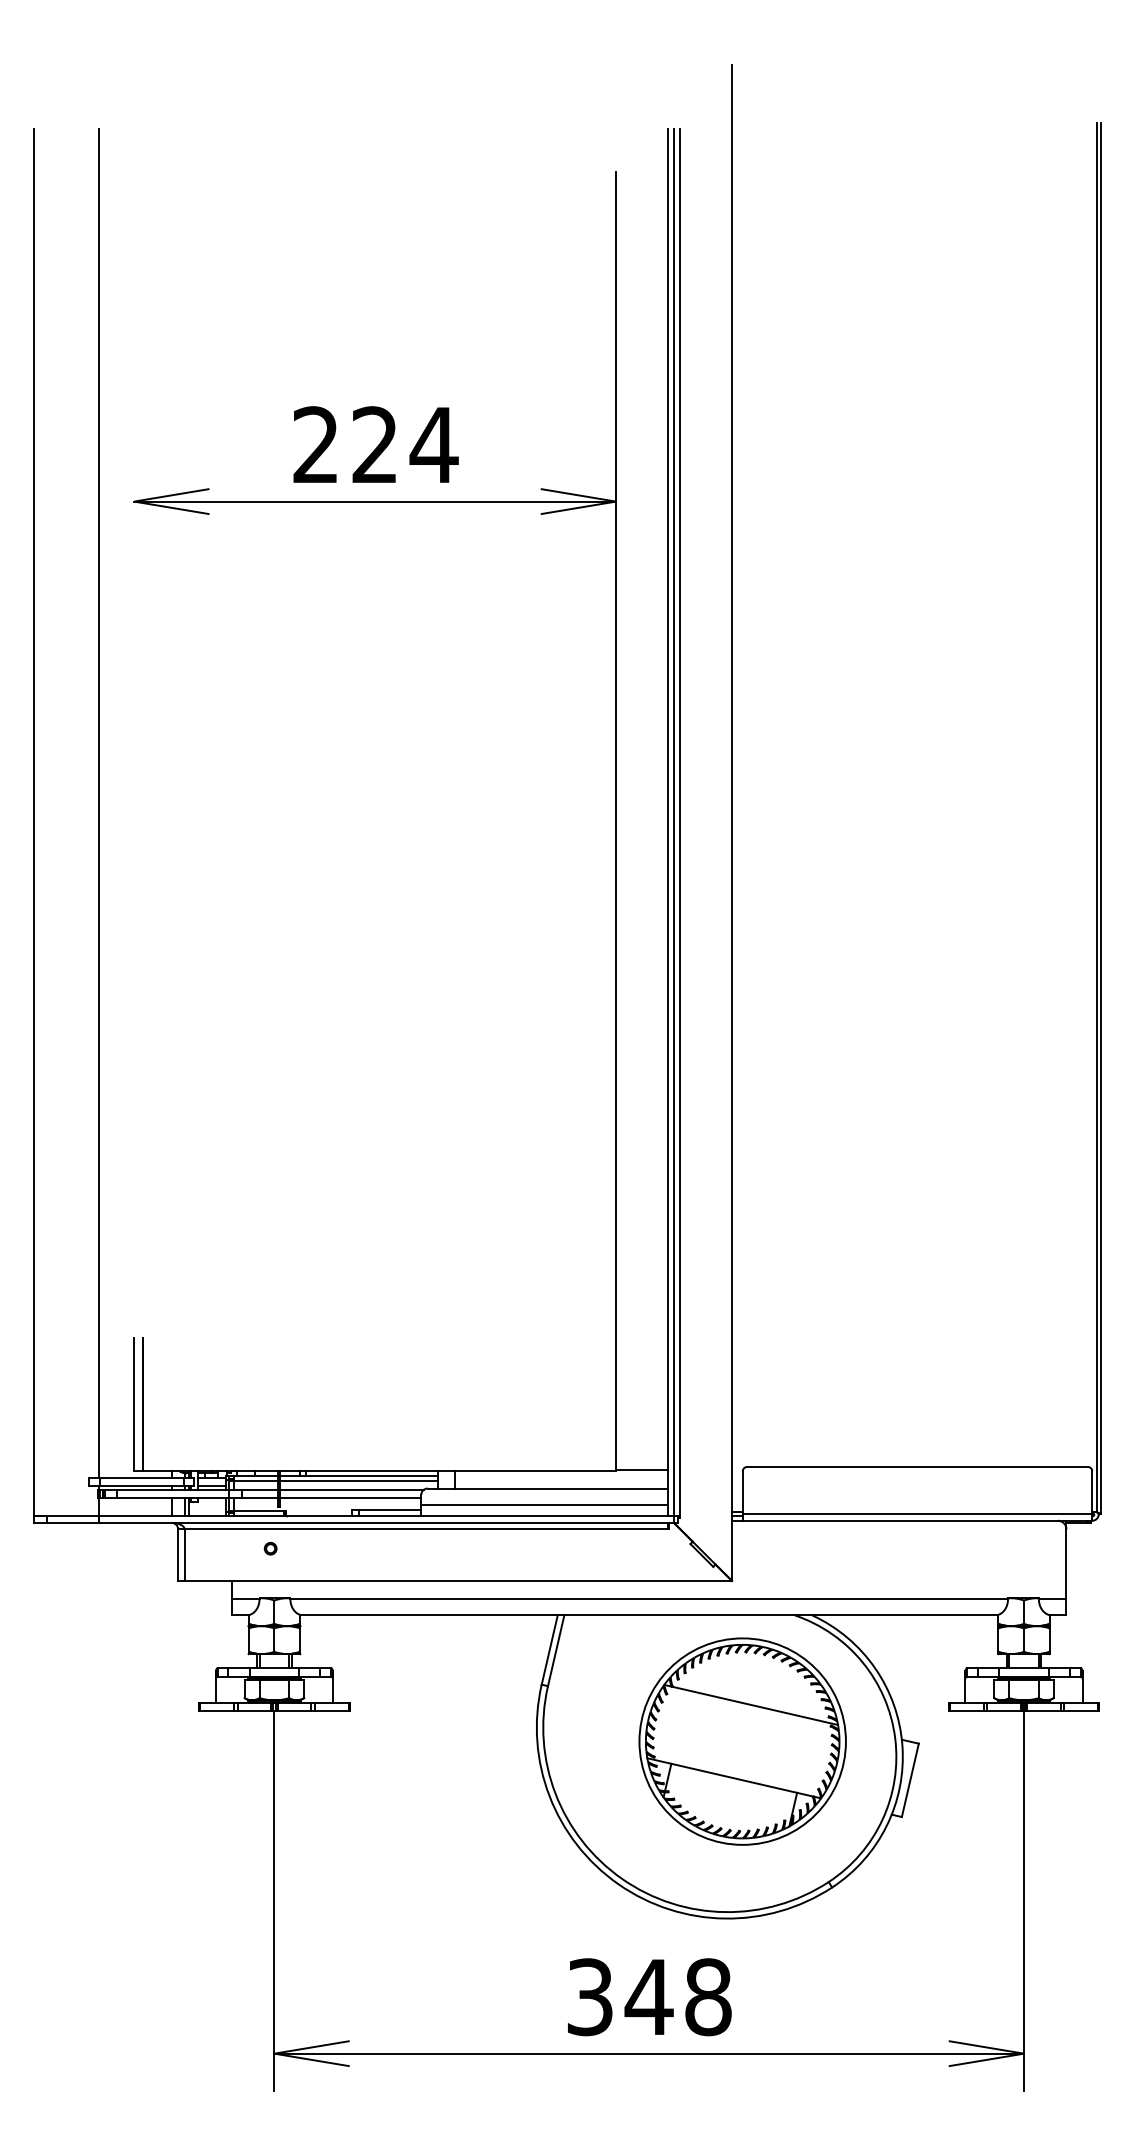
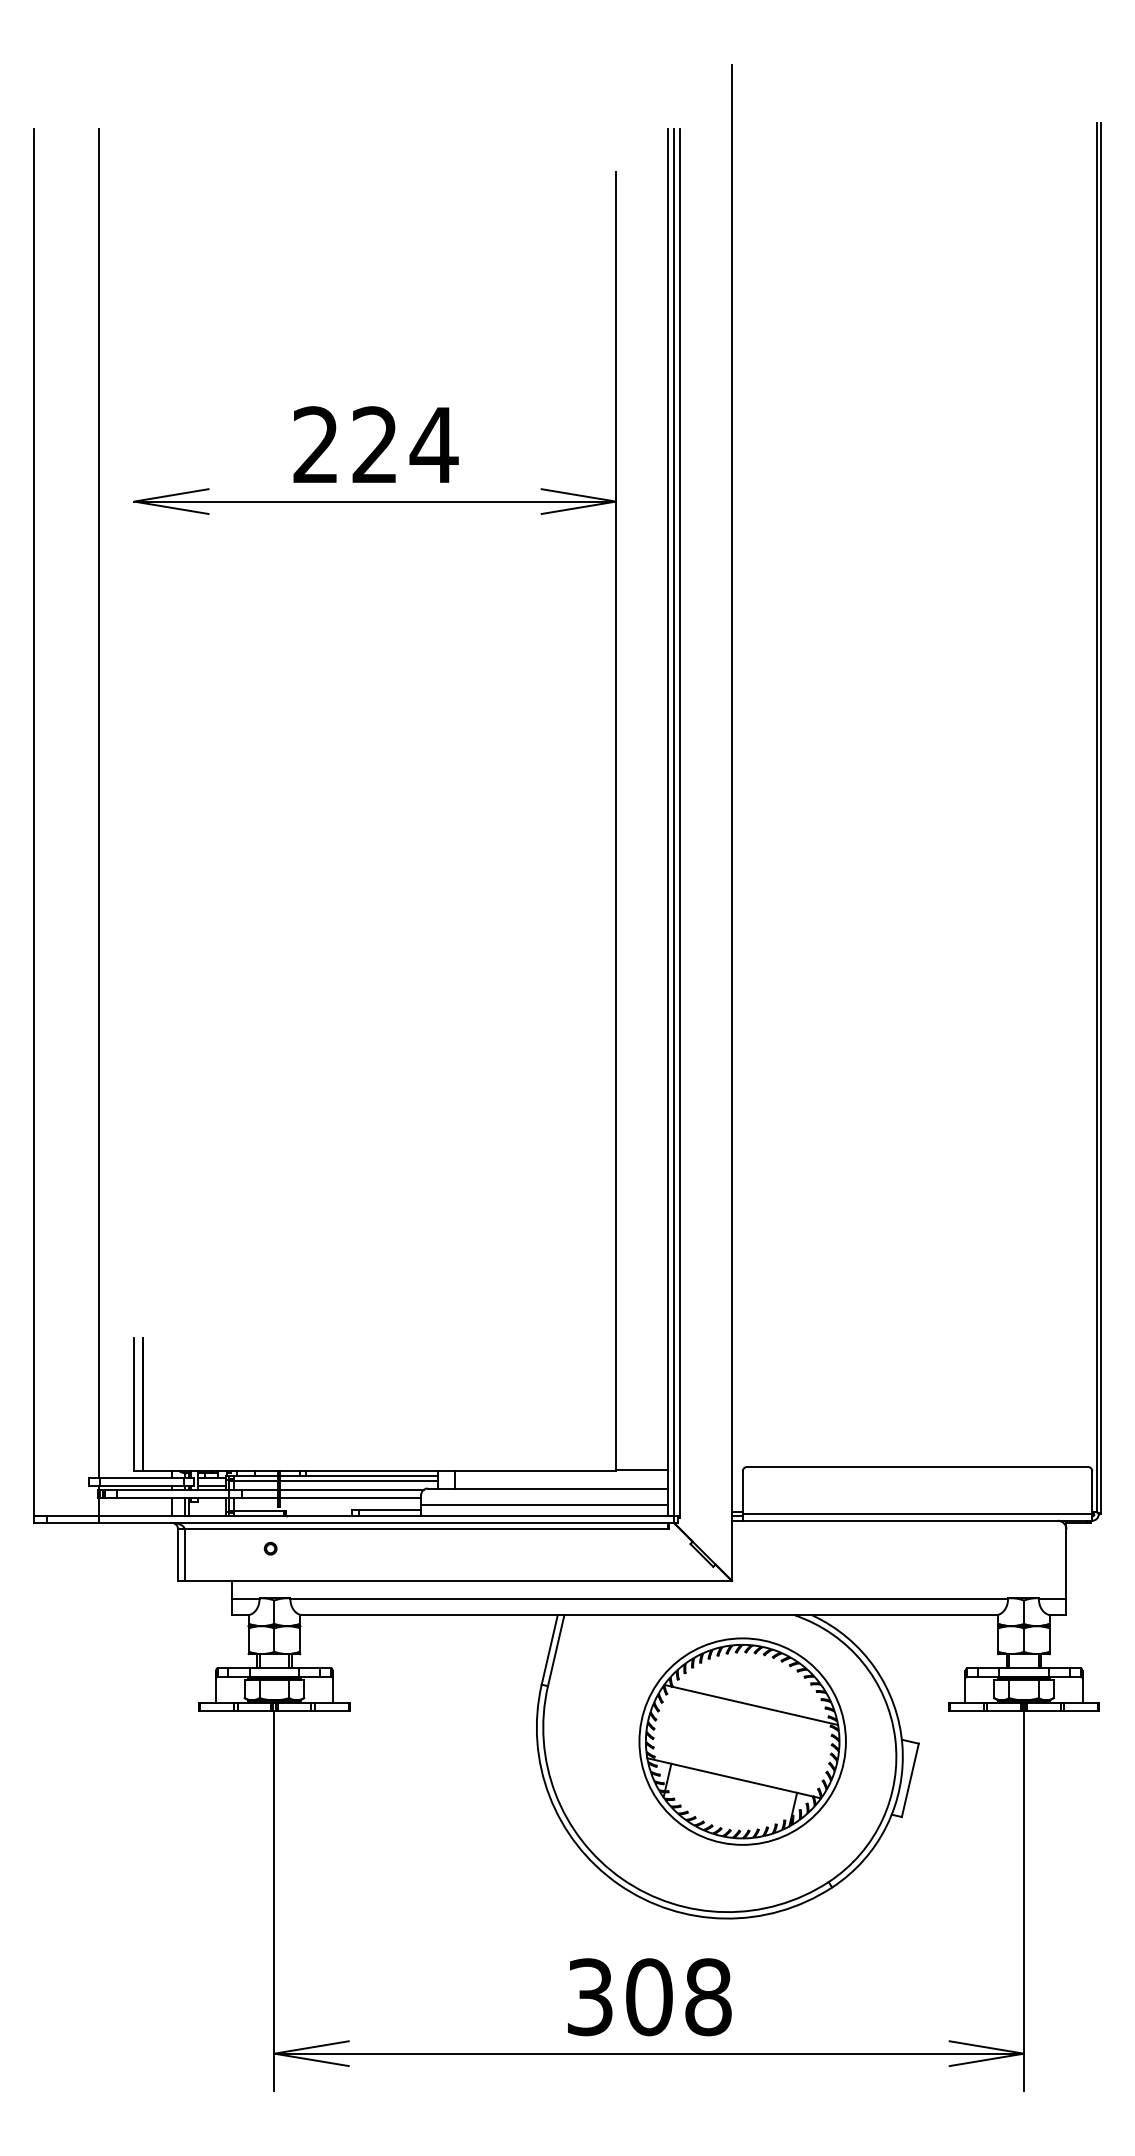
text: 348 -> 308 (648, 1997)
